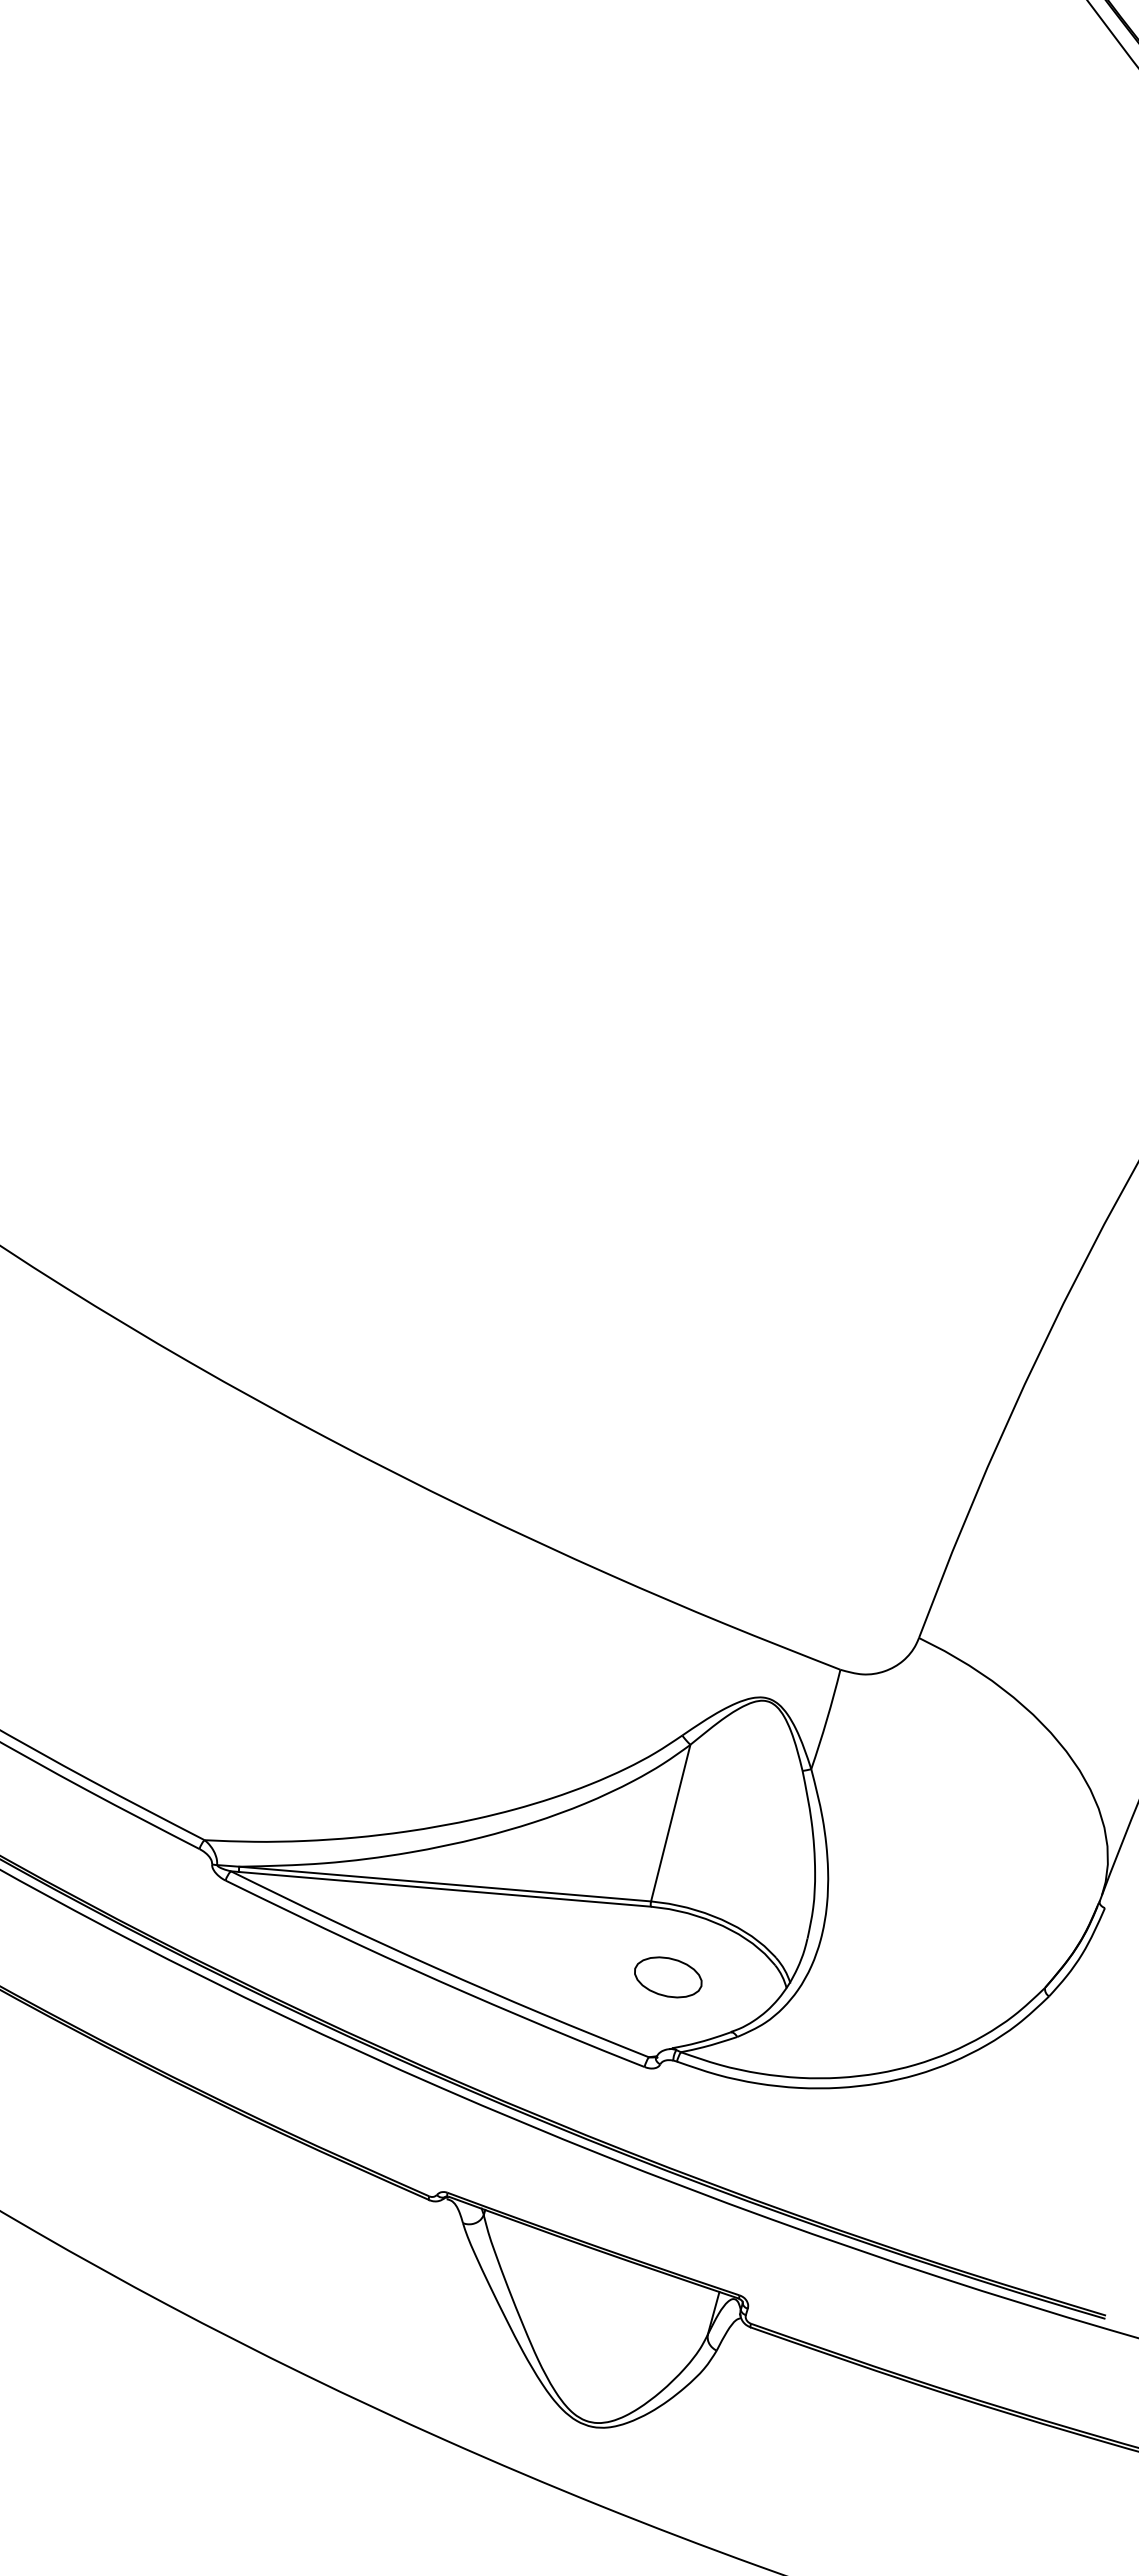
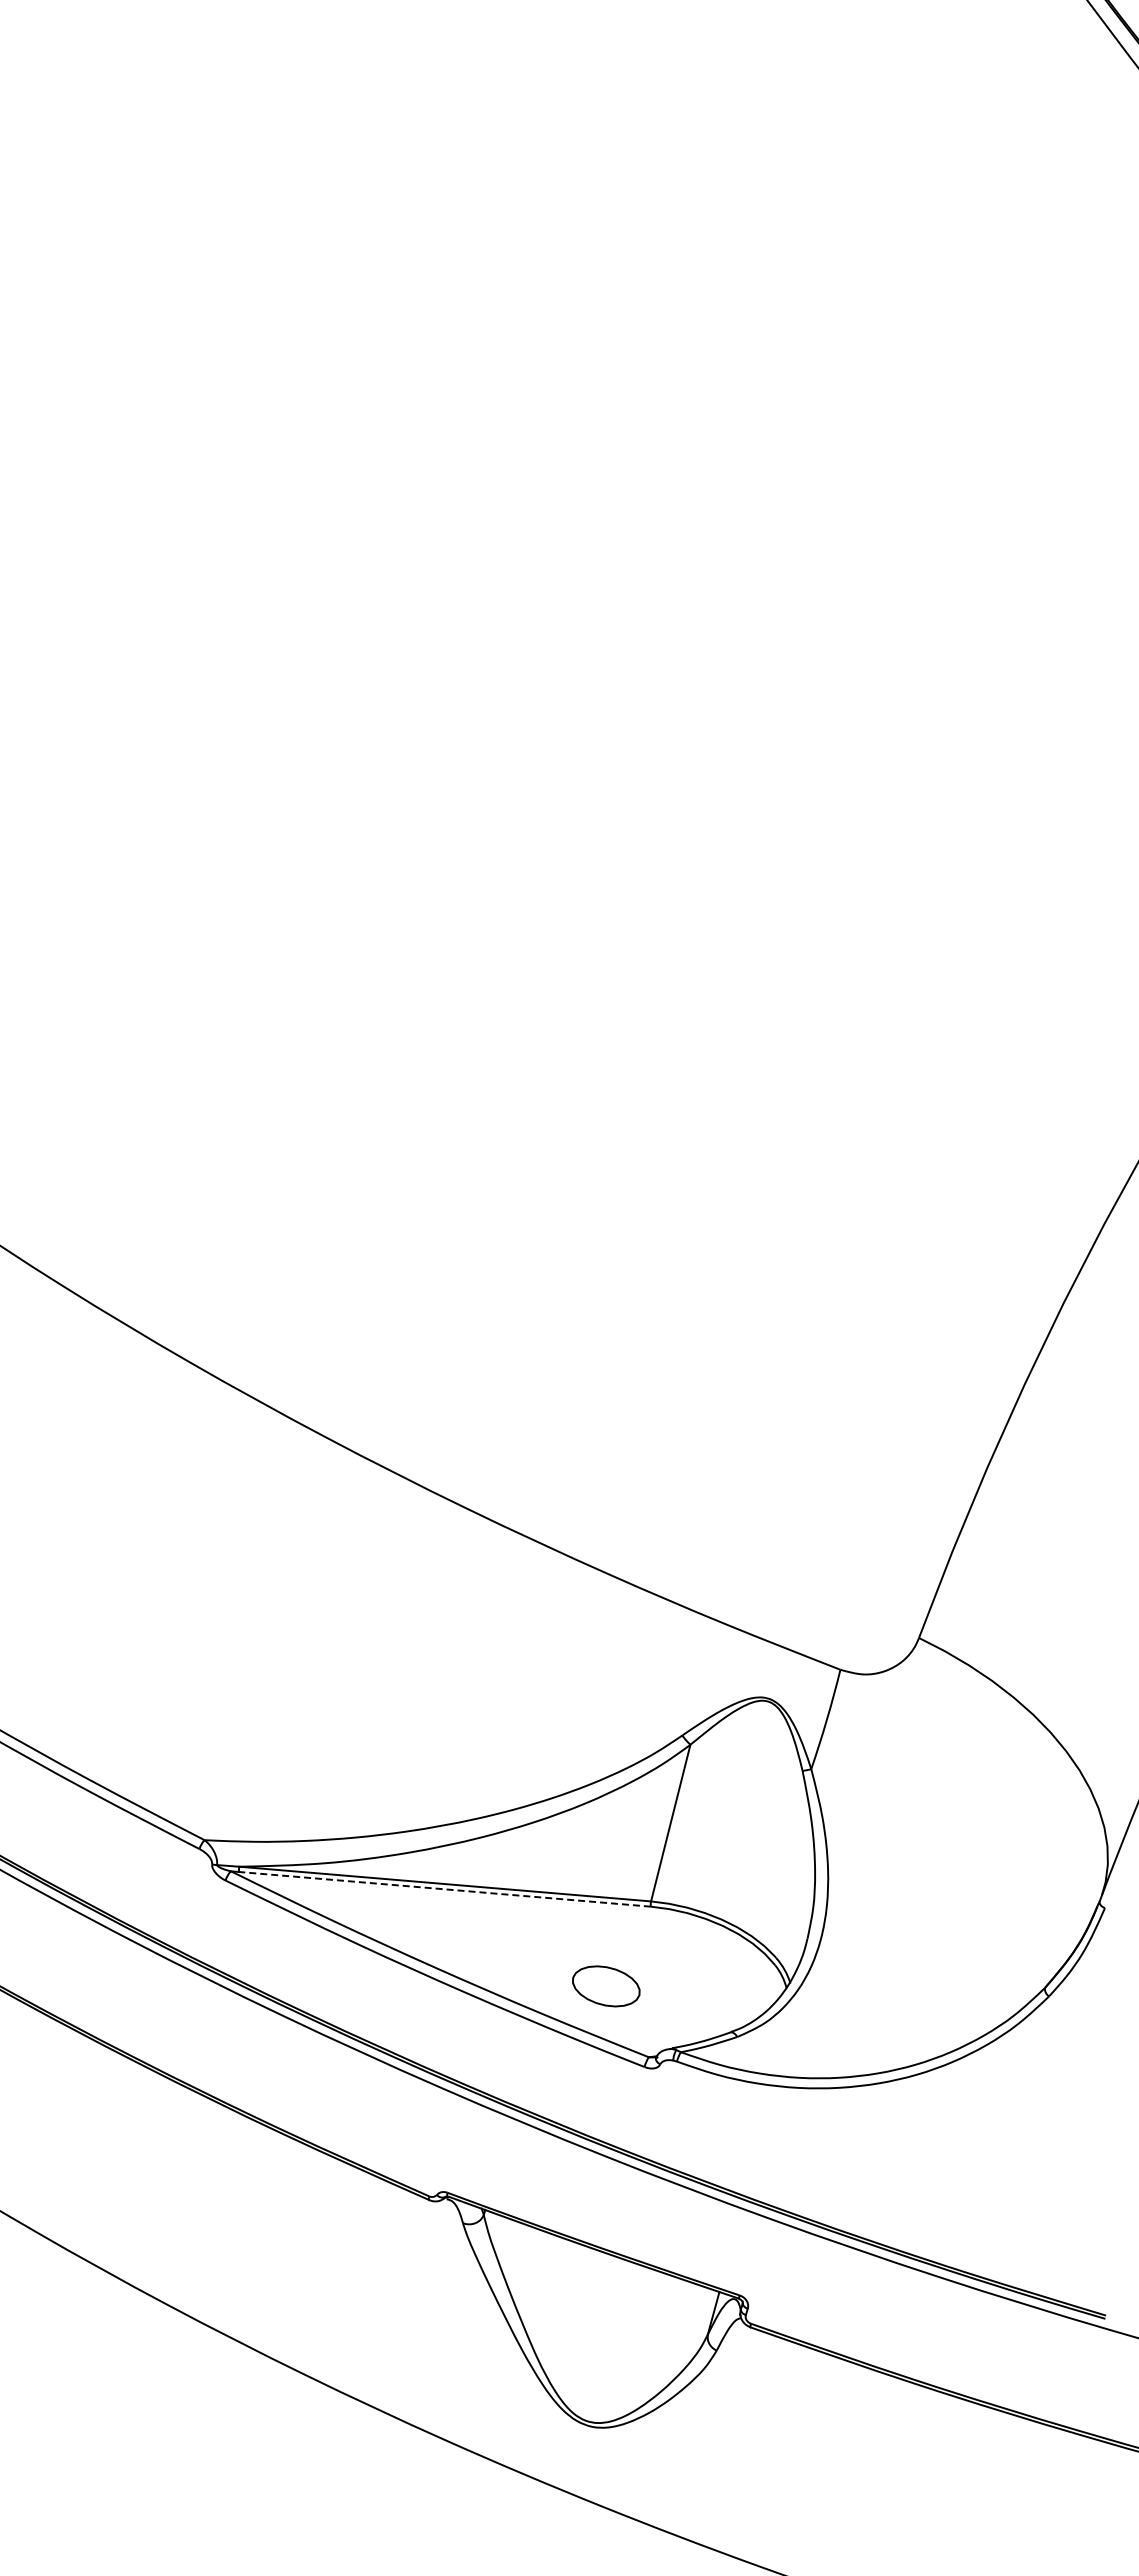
line: solid -> dashed (444, 1889)
part position: (668, 1977) -> (606, 1986) (606, 1986)
